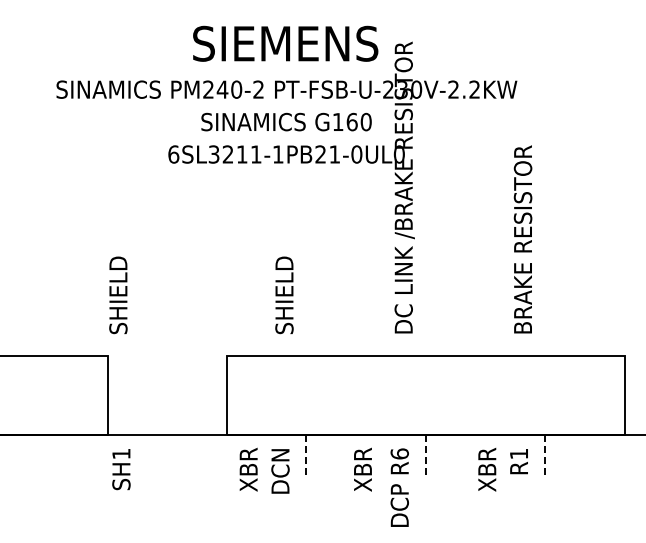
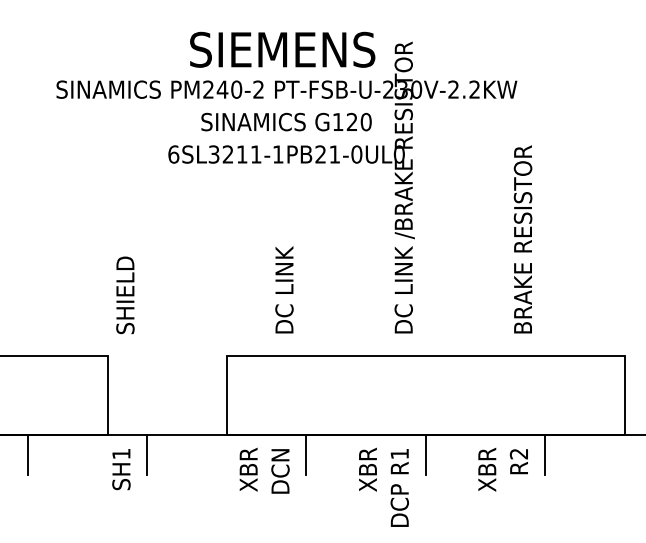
text position: (285, 43) -> (282, 49) (282, 49)
text: G160 -> G120 (351, 121)
text: SHIELD -> DC LINK (284, 290)
text position: (118, 295) -> (125, 295) (125, 295)
text: R6 -> R1 (399, 453)
line: none -> present (28, 454)
line: none -> present (147, 454)
line: dashed -> solid (306, 454)
line: dashed -> solid (425, 454)
text: R1 -> R2 (518, 454)
line: dashed -> solid (545, 454)
text position: (362, 469) -> (367, 469) (367, 469)
